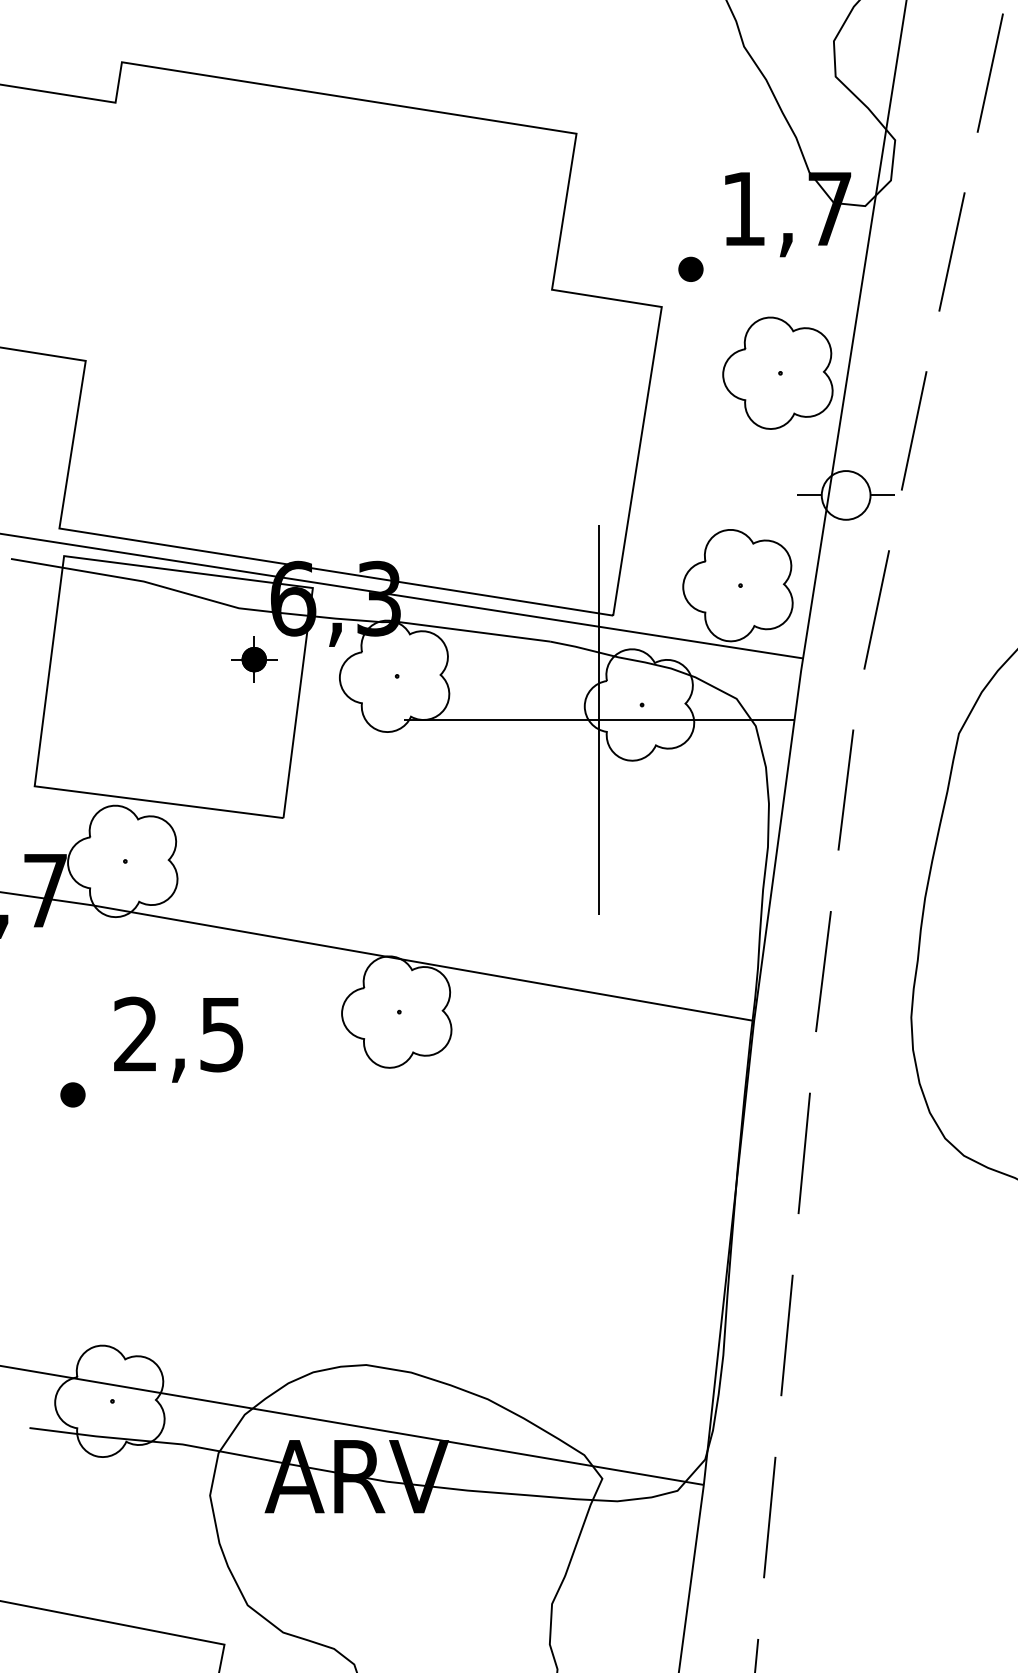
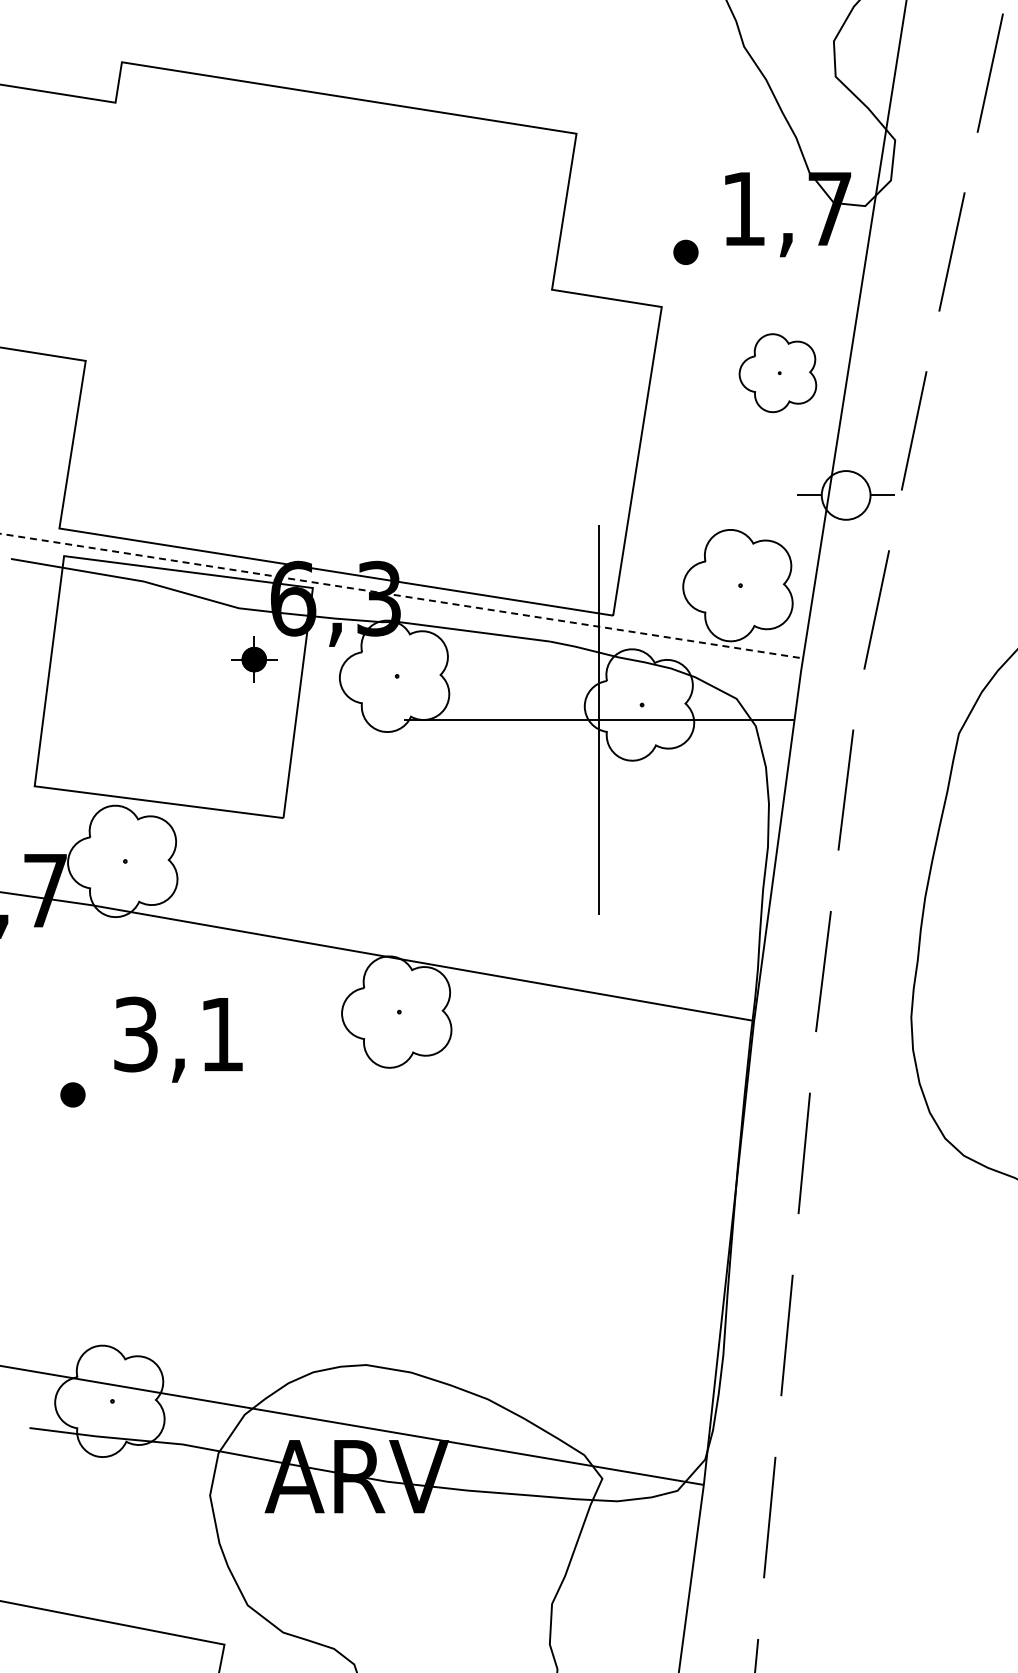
part position: (690, 268) -> (685, 251) (685, 251)
part size: 112x114 px -> 80x81 px (777, 373)
line: solid -> dashed (401, 596)
text: 2,5 -> 3,1 (178, 1034)
